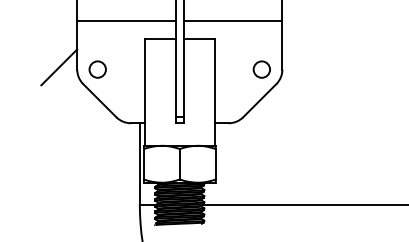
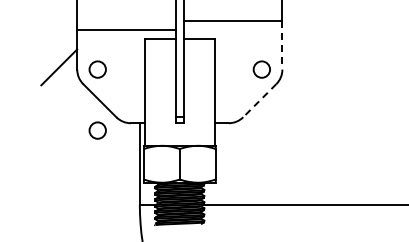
line position: (126, 20) -> (126, 29) (126, 29)
line: solid -> dashed (282, 45)
line: solid -> dashed (259, 101)
circle: none -> present (97, 130)
